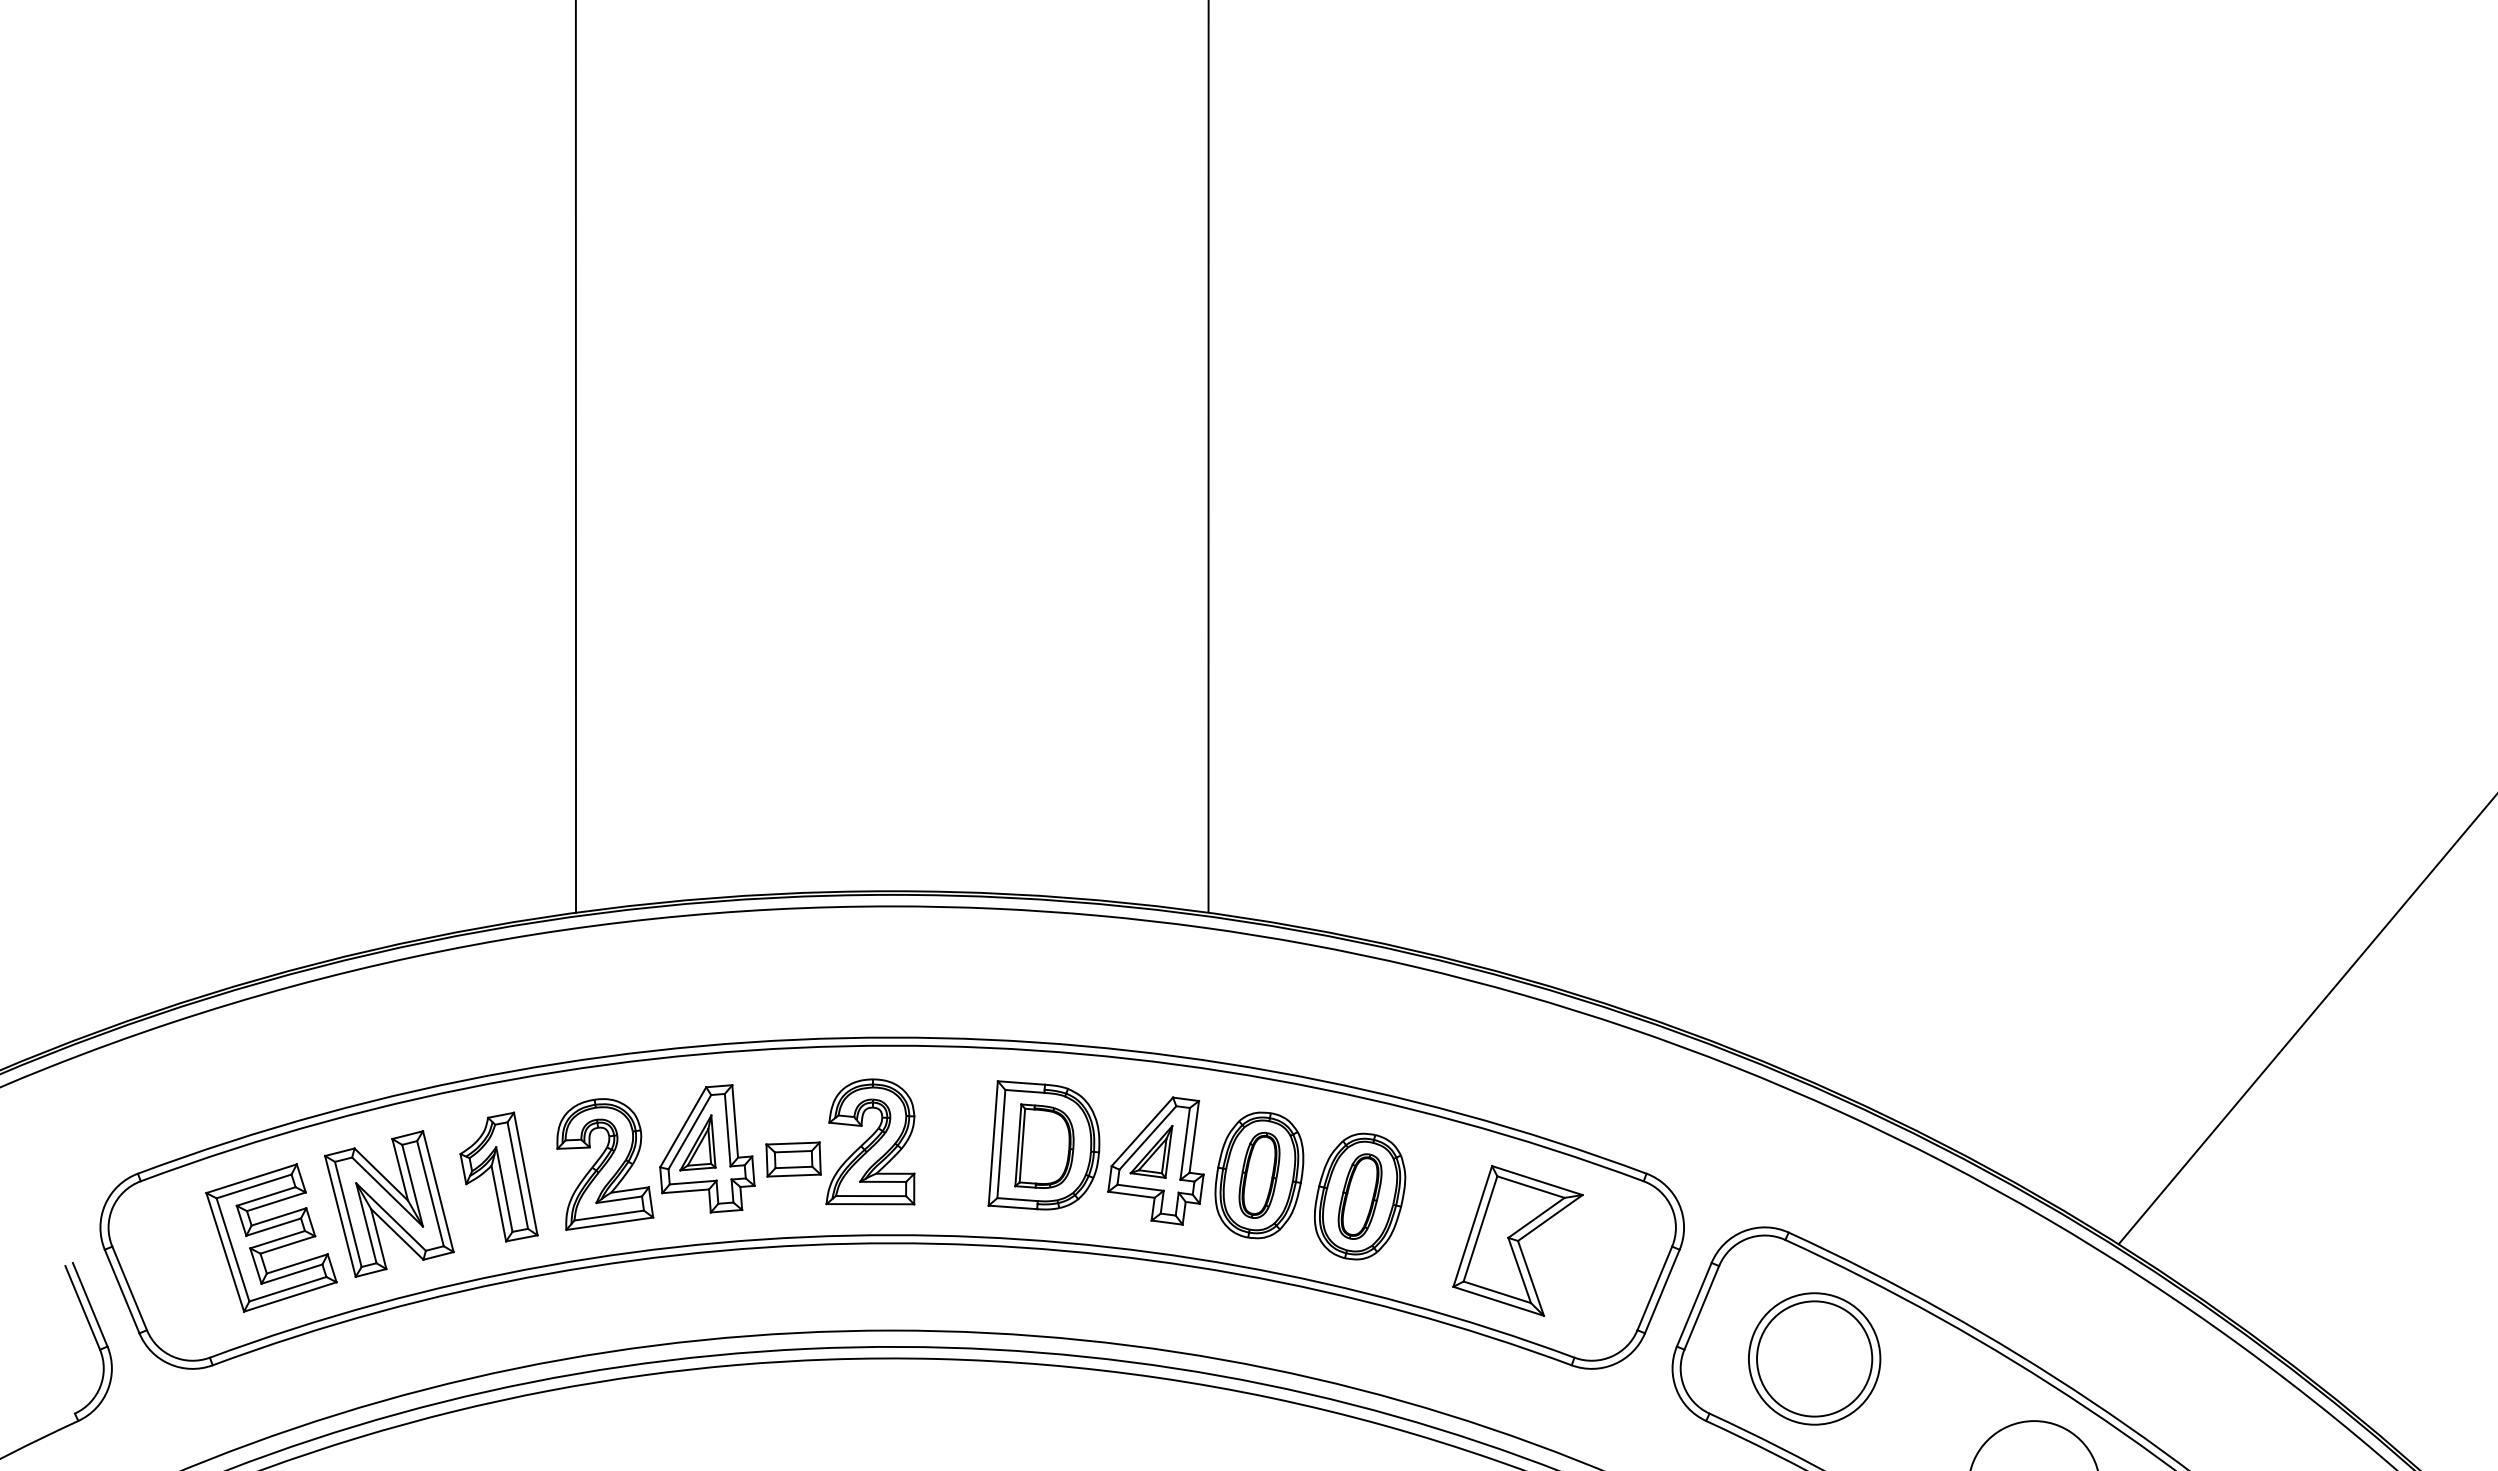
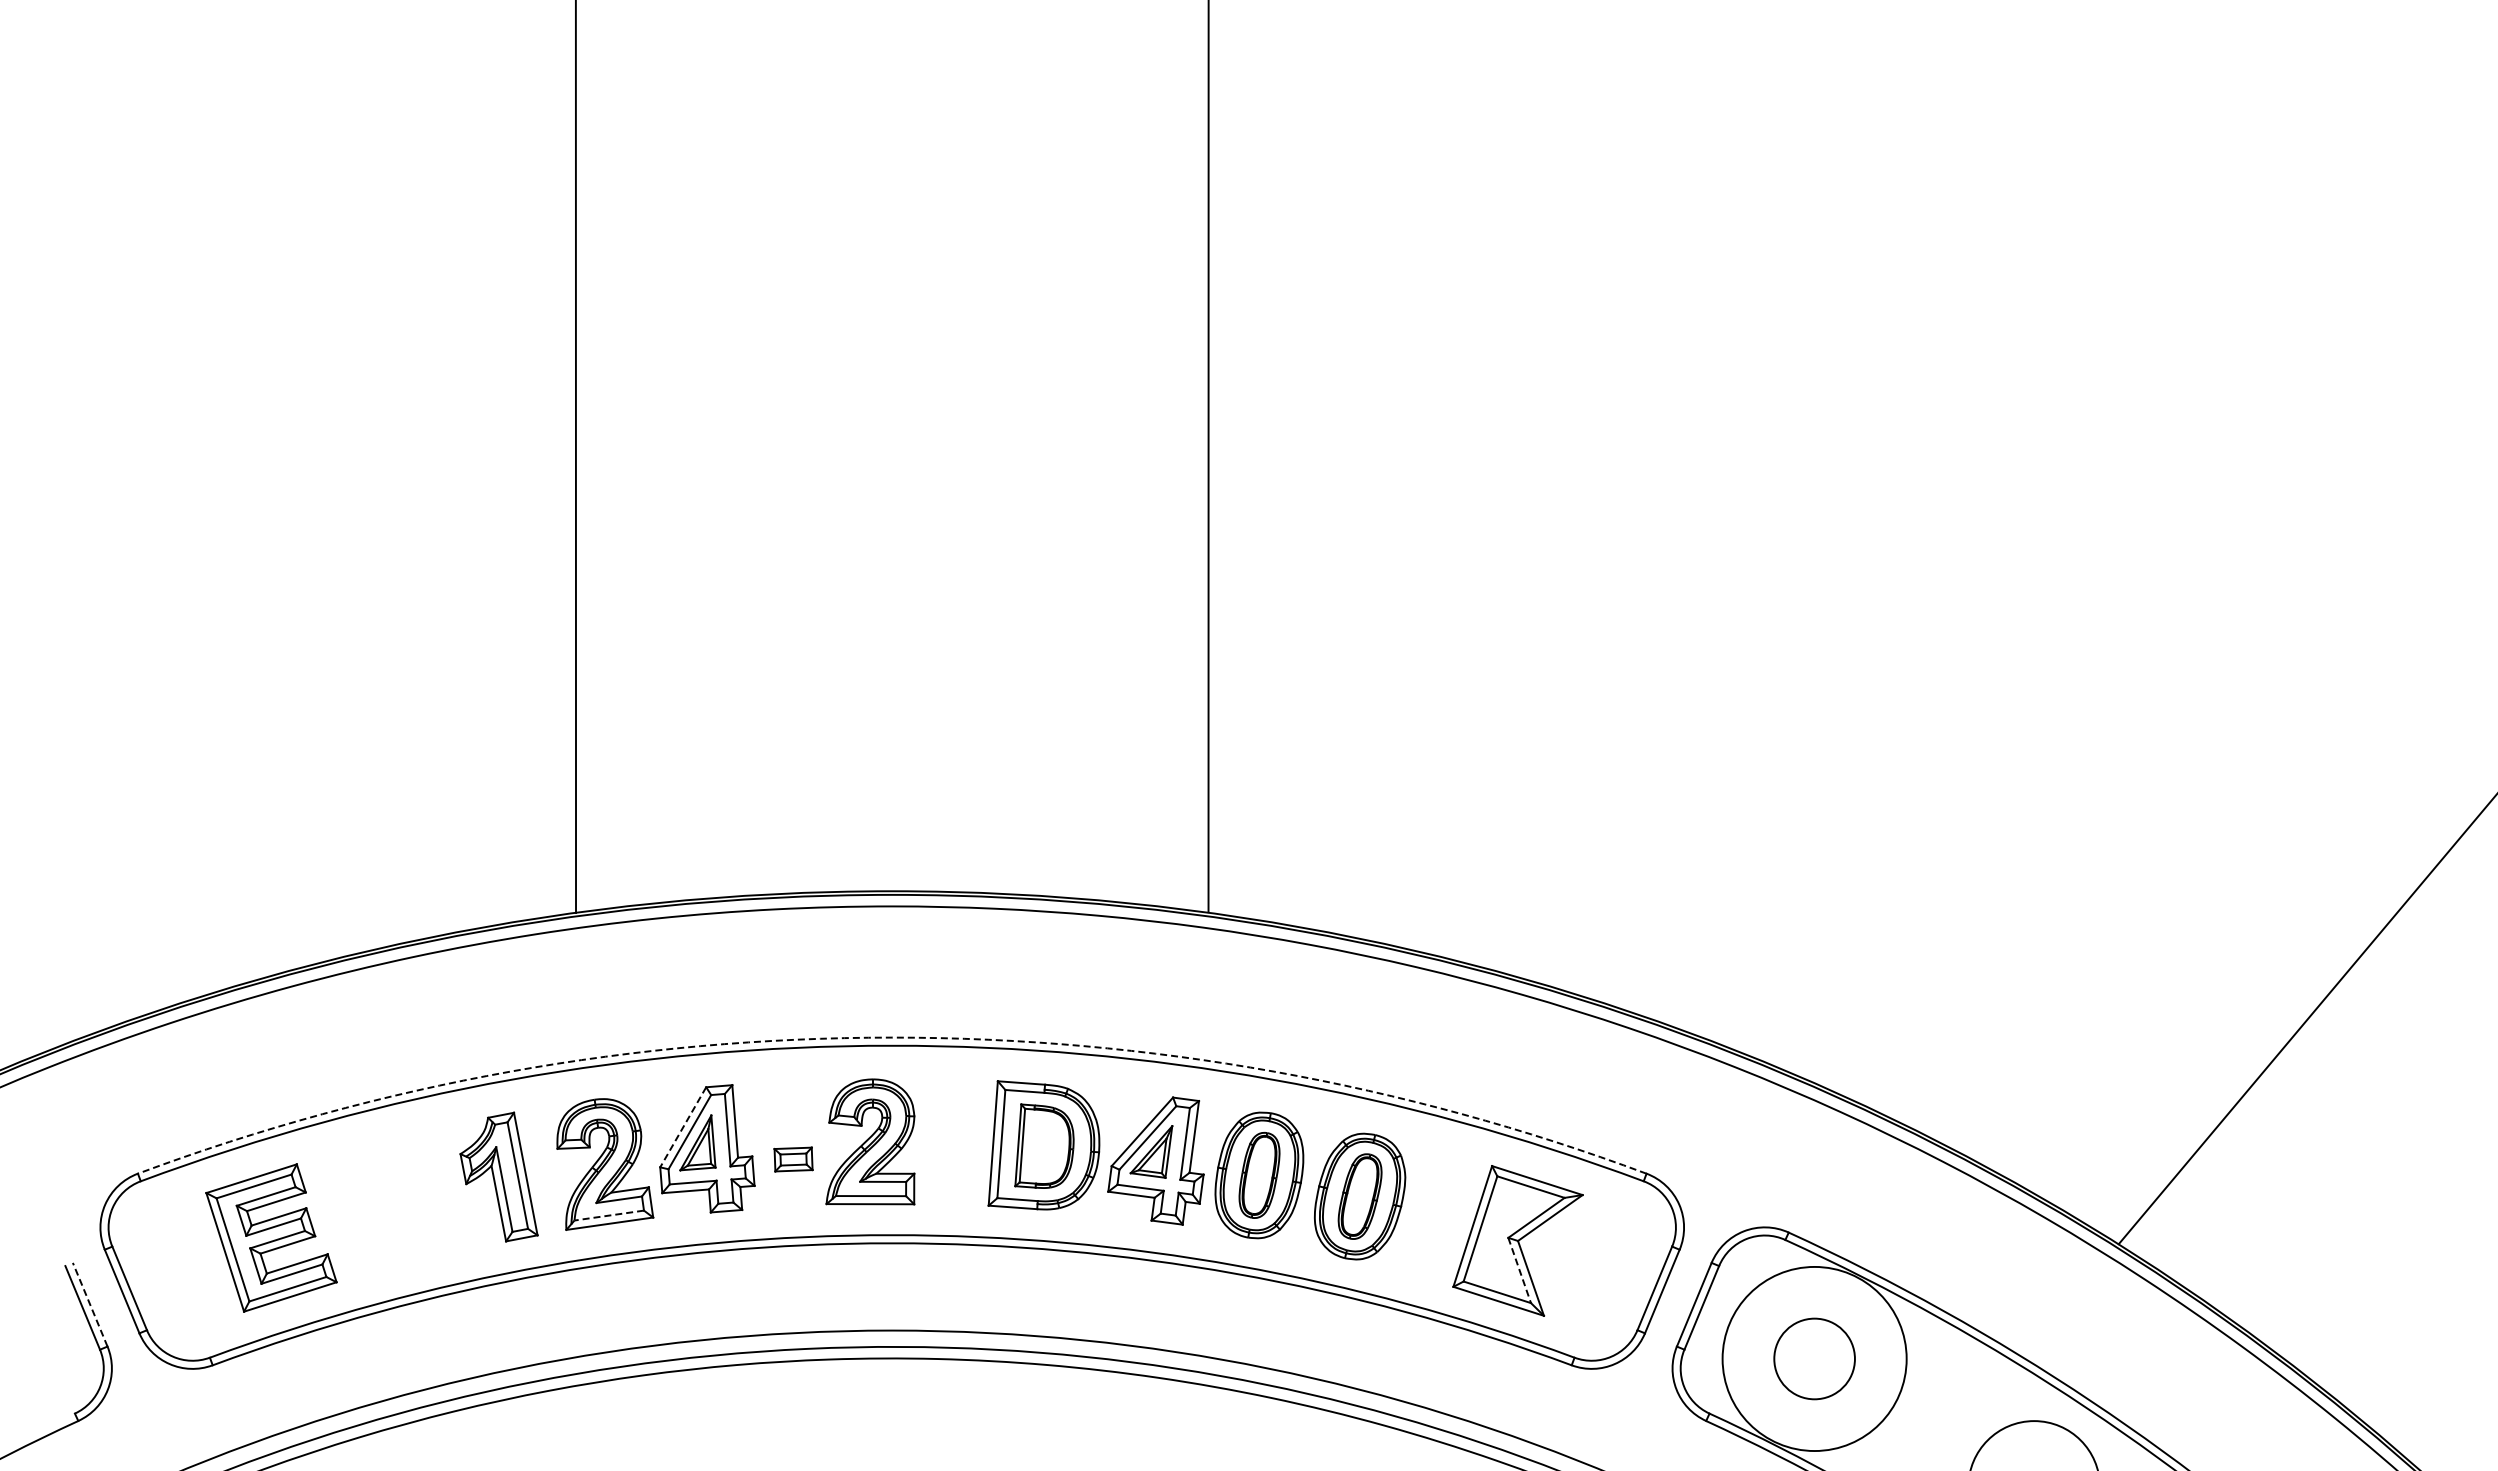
arc: solid -> dashed (892, 1037)
line: solid -> dashed (682, 1127)
part size: 57x37 px -> 41x27 px (793, 1159)
part: present -> none (389, 1203)
line: solid -> dashed (608, 1215)
line: solid -> dashed (1519, 1270)
line: solid -> dashed (90, 1304)
circle diameter: 115 px -> 81 px (1814, 1358)
circle diameter: 131 px -> 184 px (1814, 1358)
